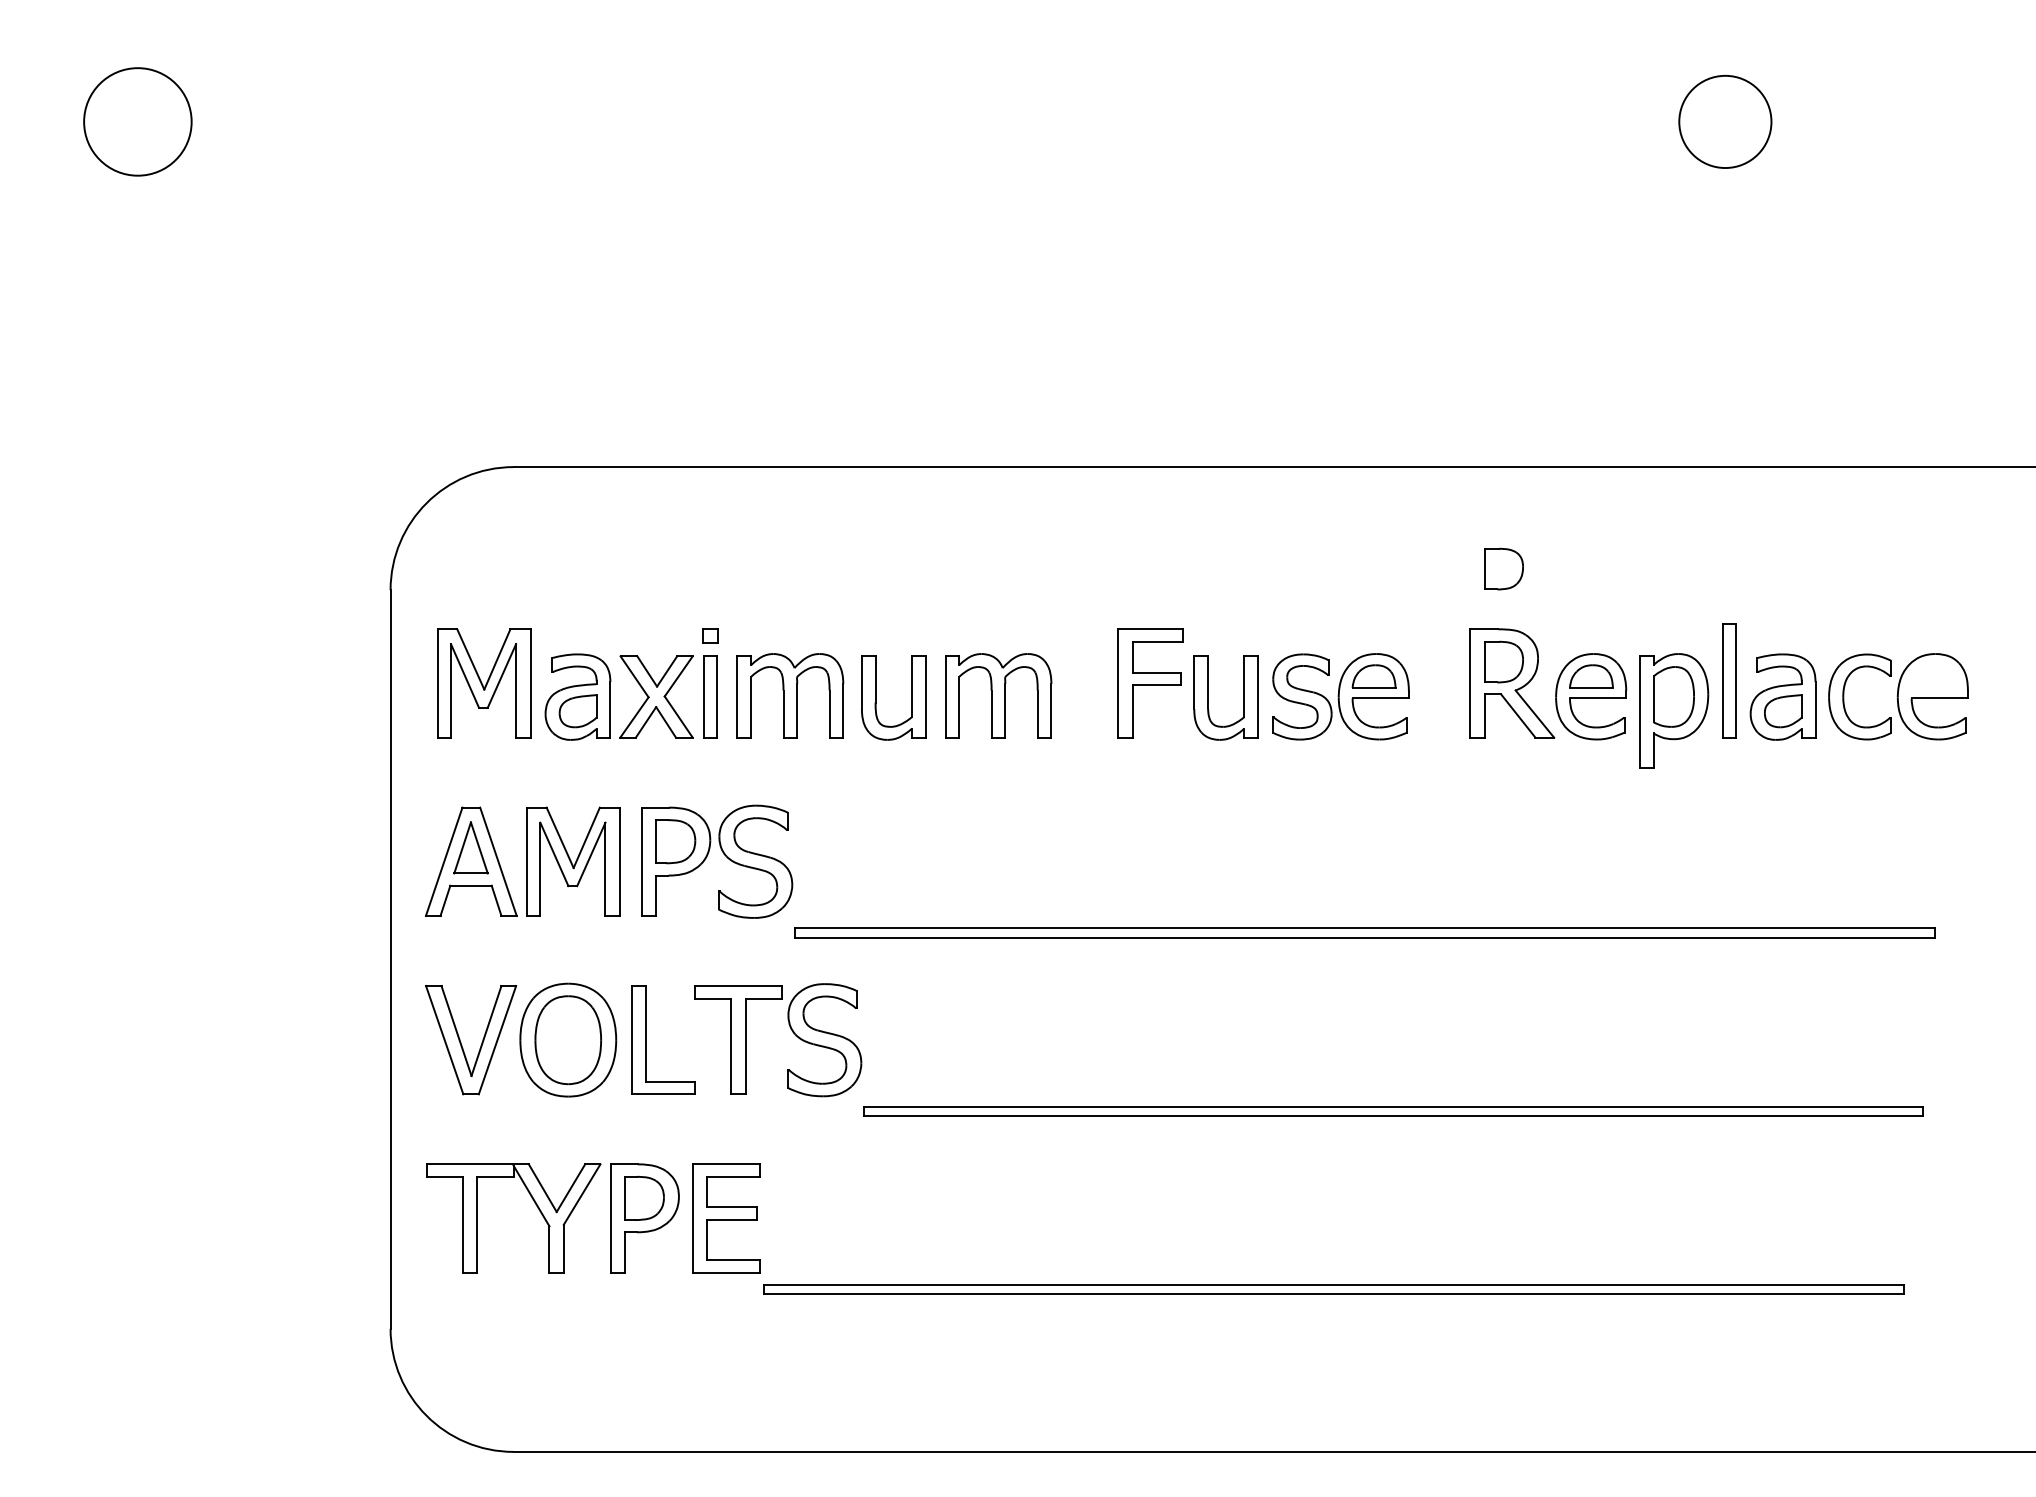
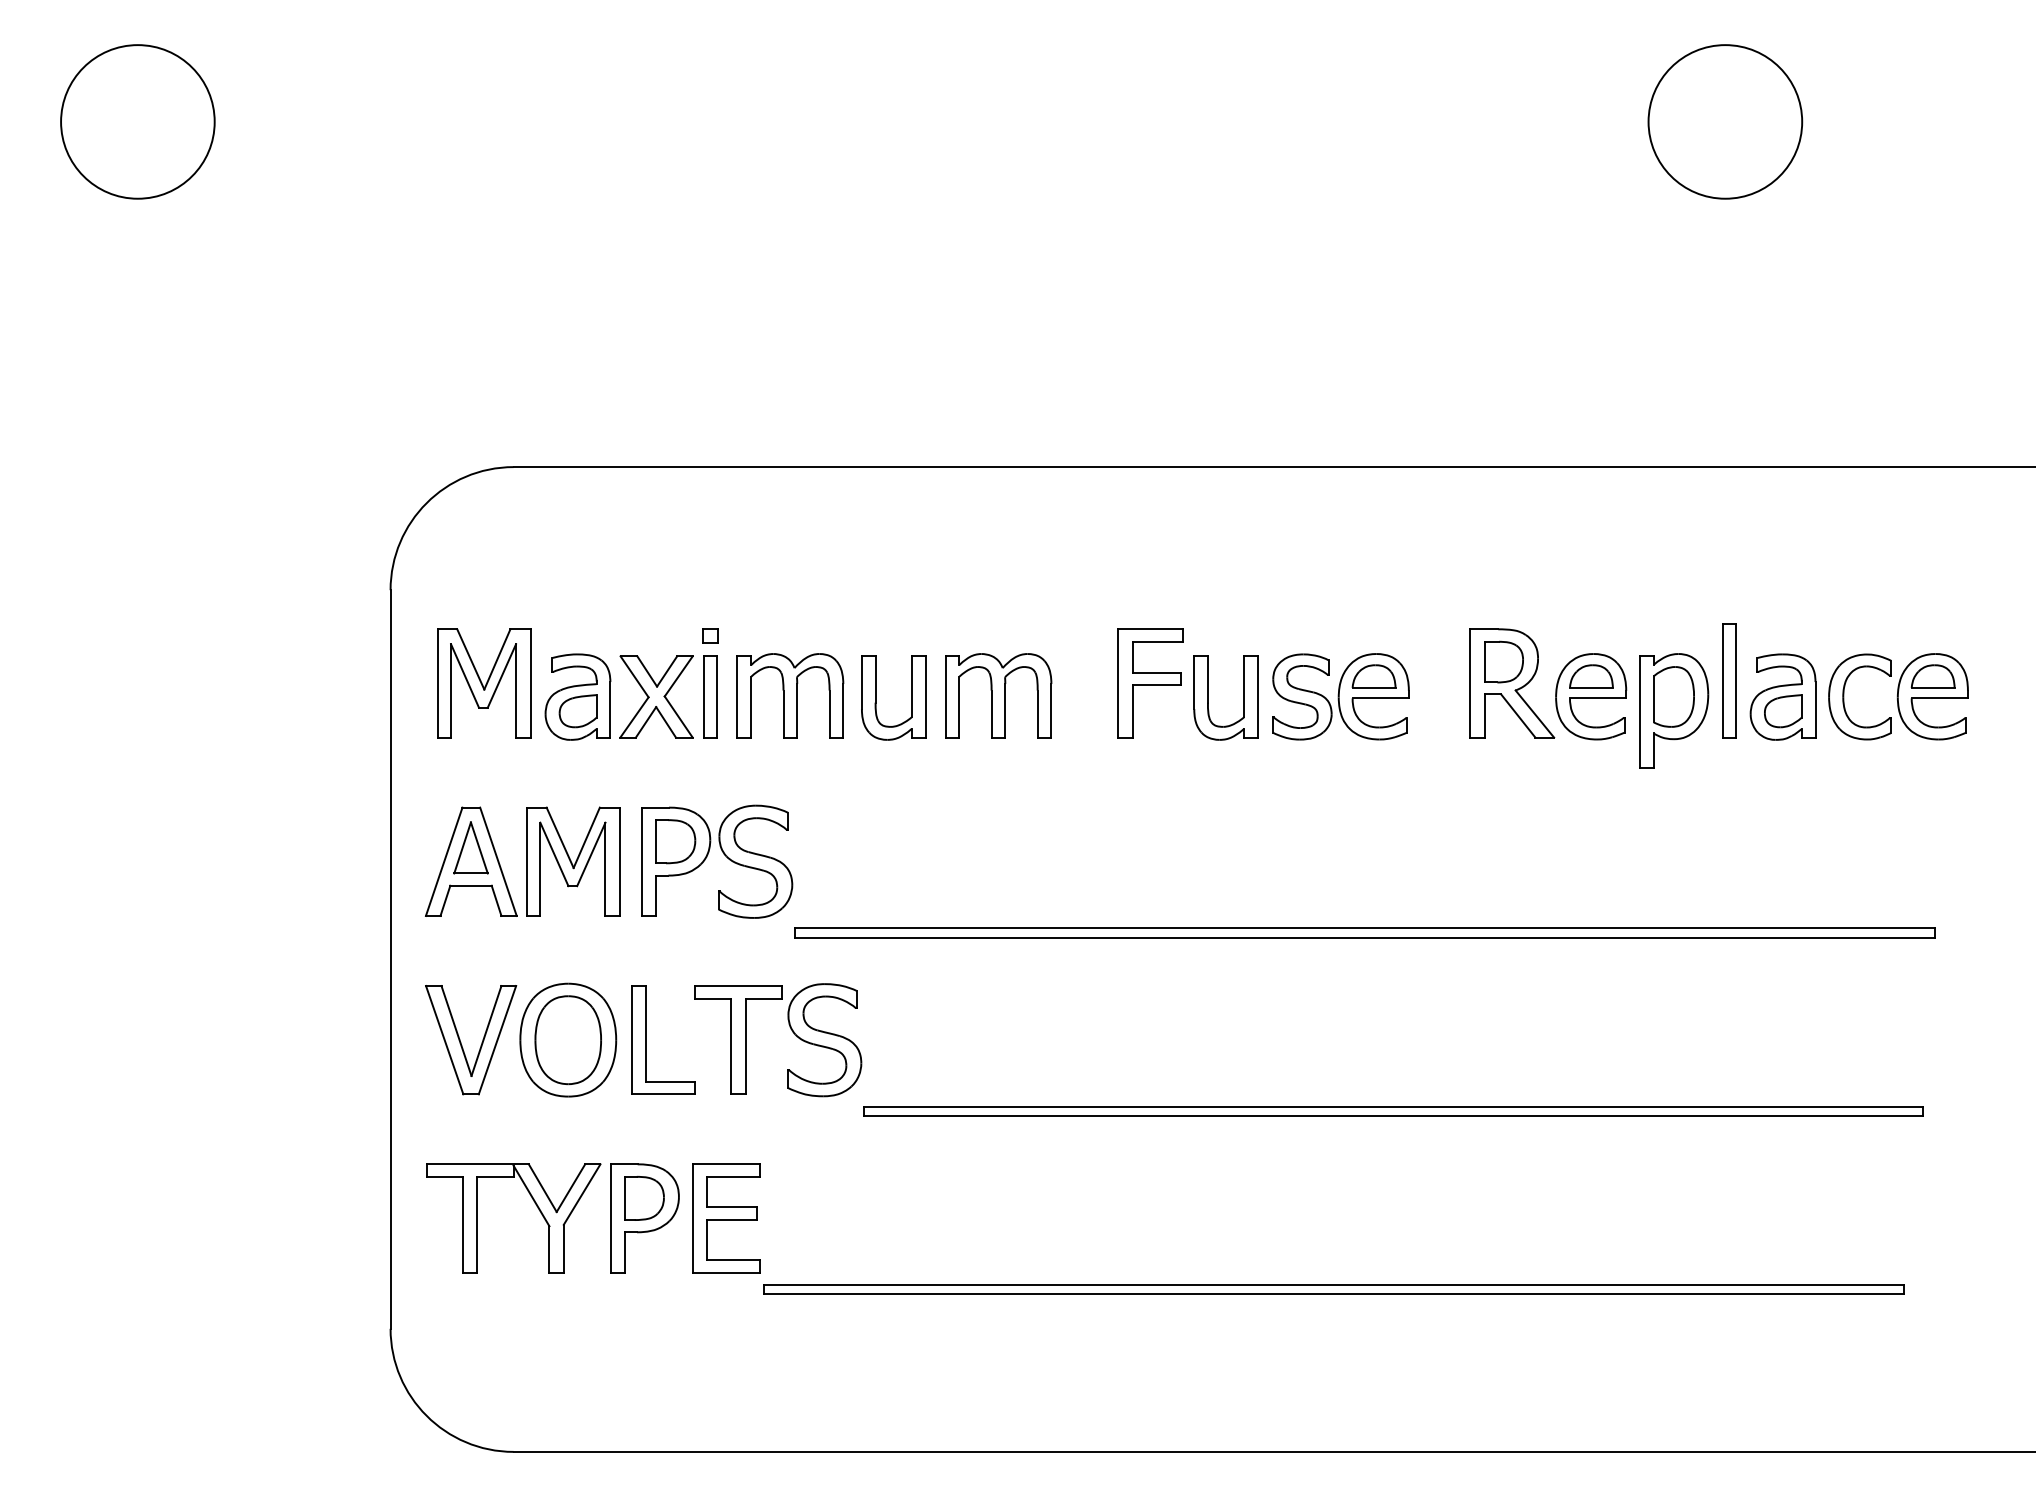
circle diameter: 108 px -> 154 px (137, 121)
circle diameter: 92 px -> 154 px (1725, 121)
part: present -> none (1503, 568)
part: none -> present (1932, 676)
